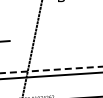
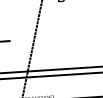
line: dashed -> solid (51, 69)
